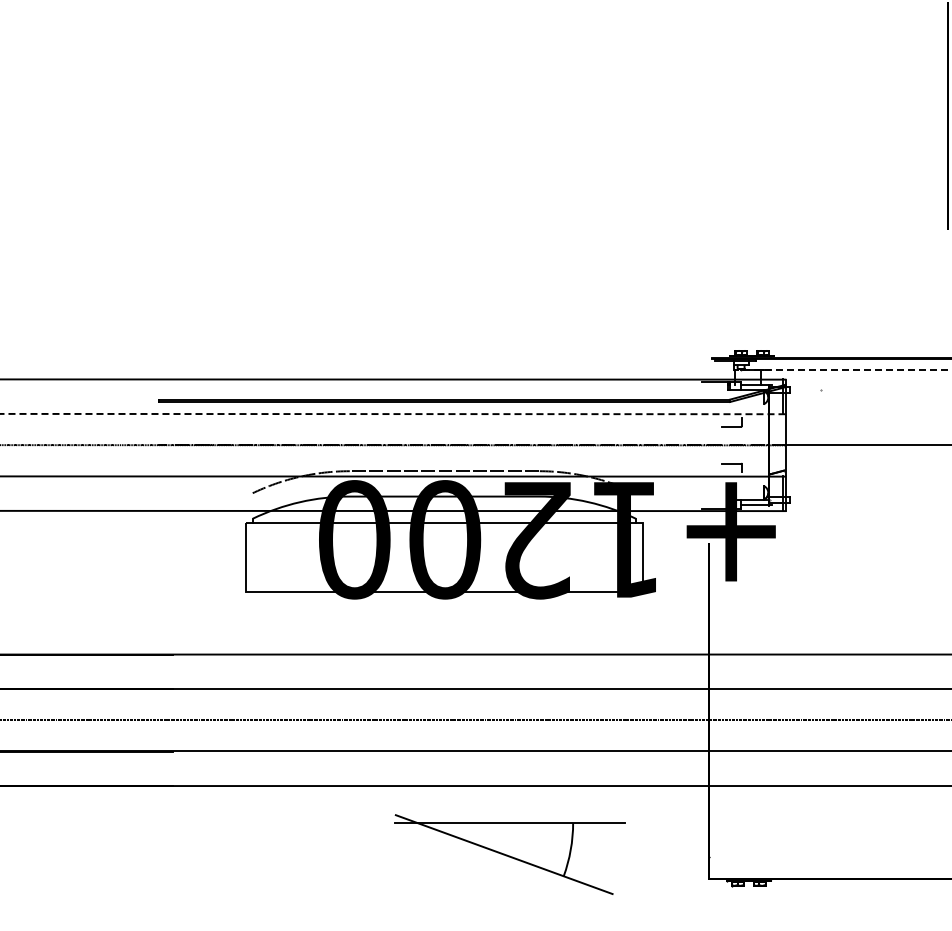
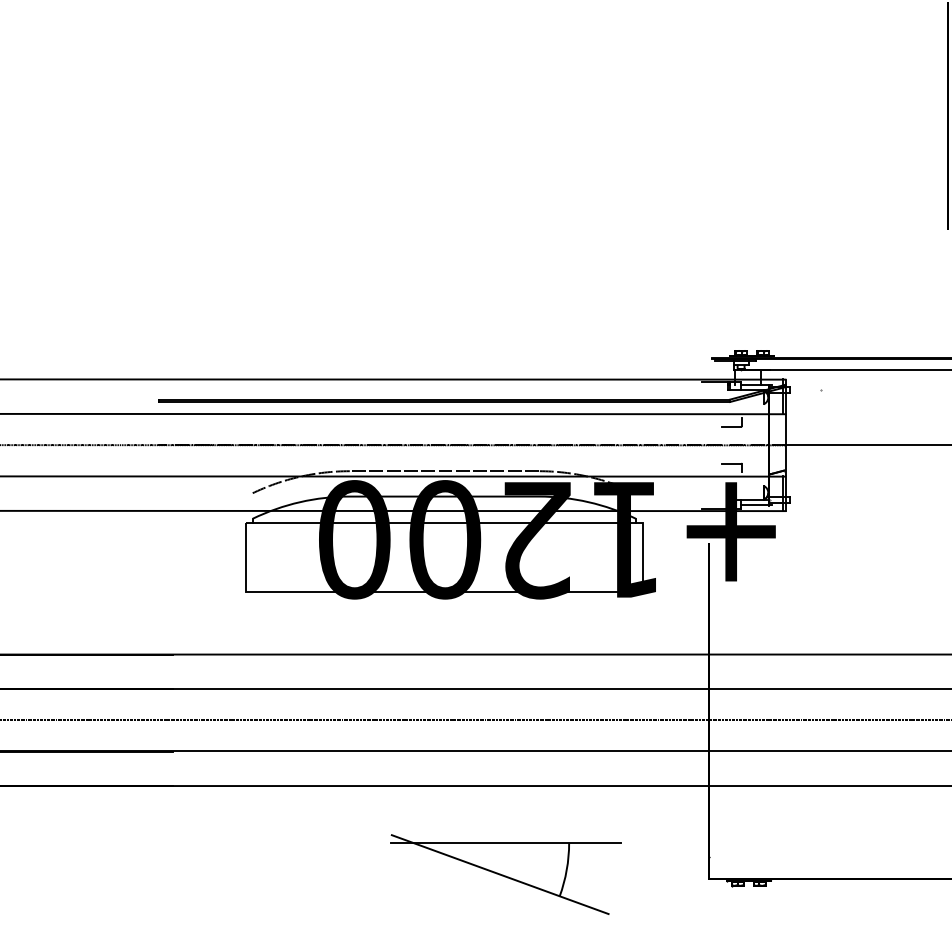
line: dashed -> solid (842, 370)
line: dashed -> solid (392, 414)
part position: (509, 854) -> (505, 874) (505, 874)
